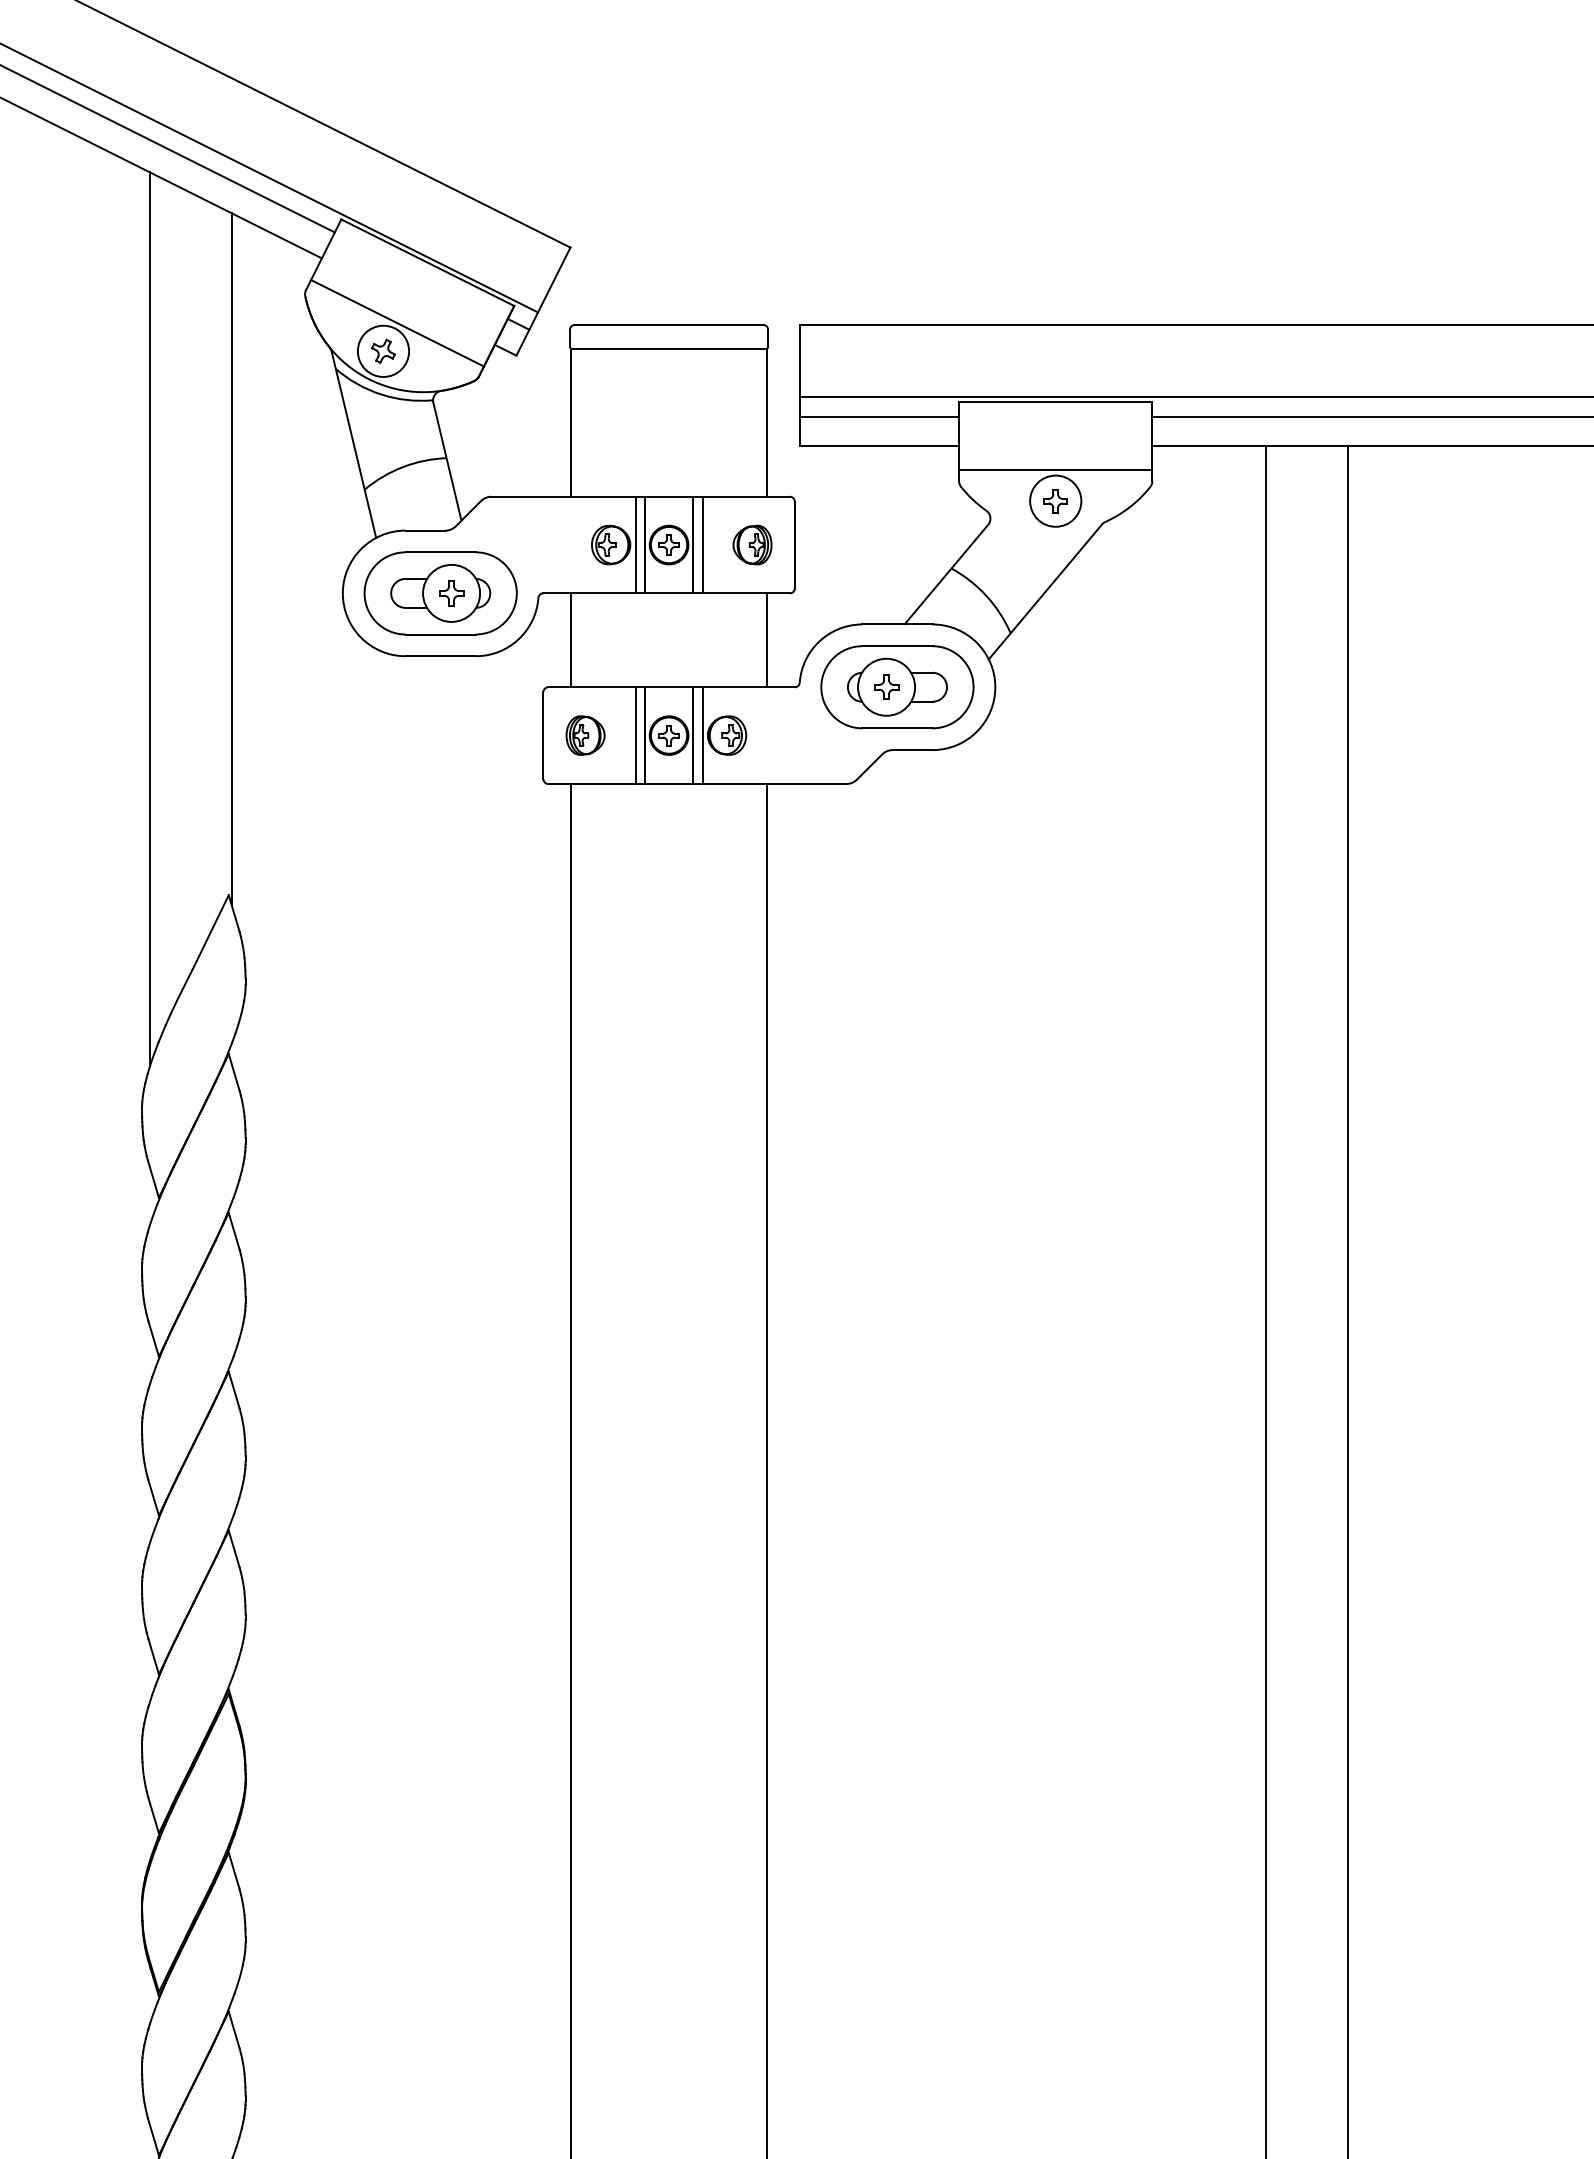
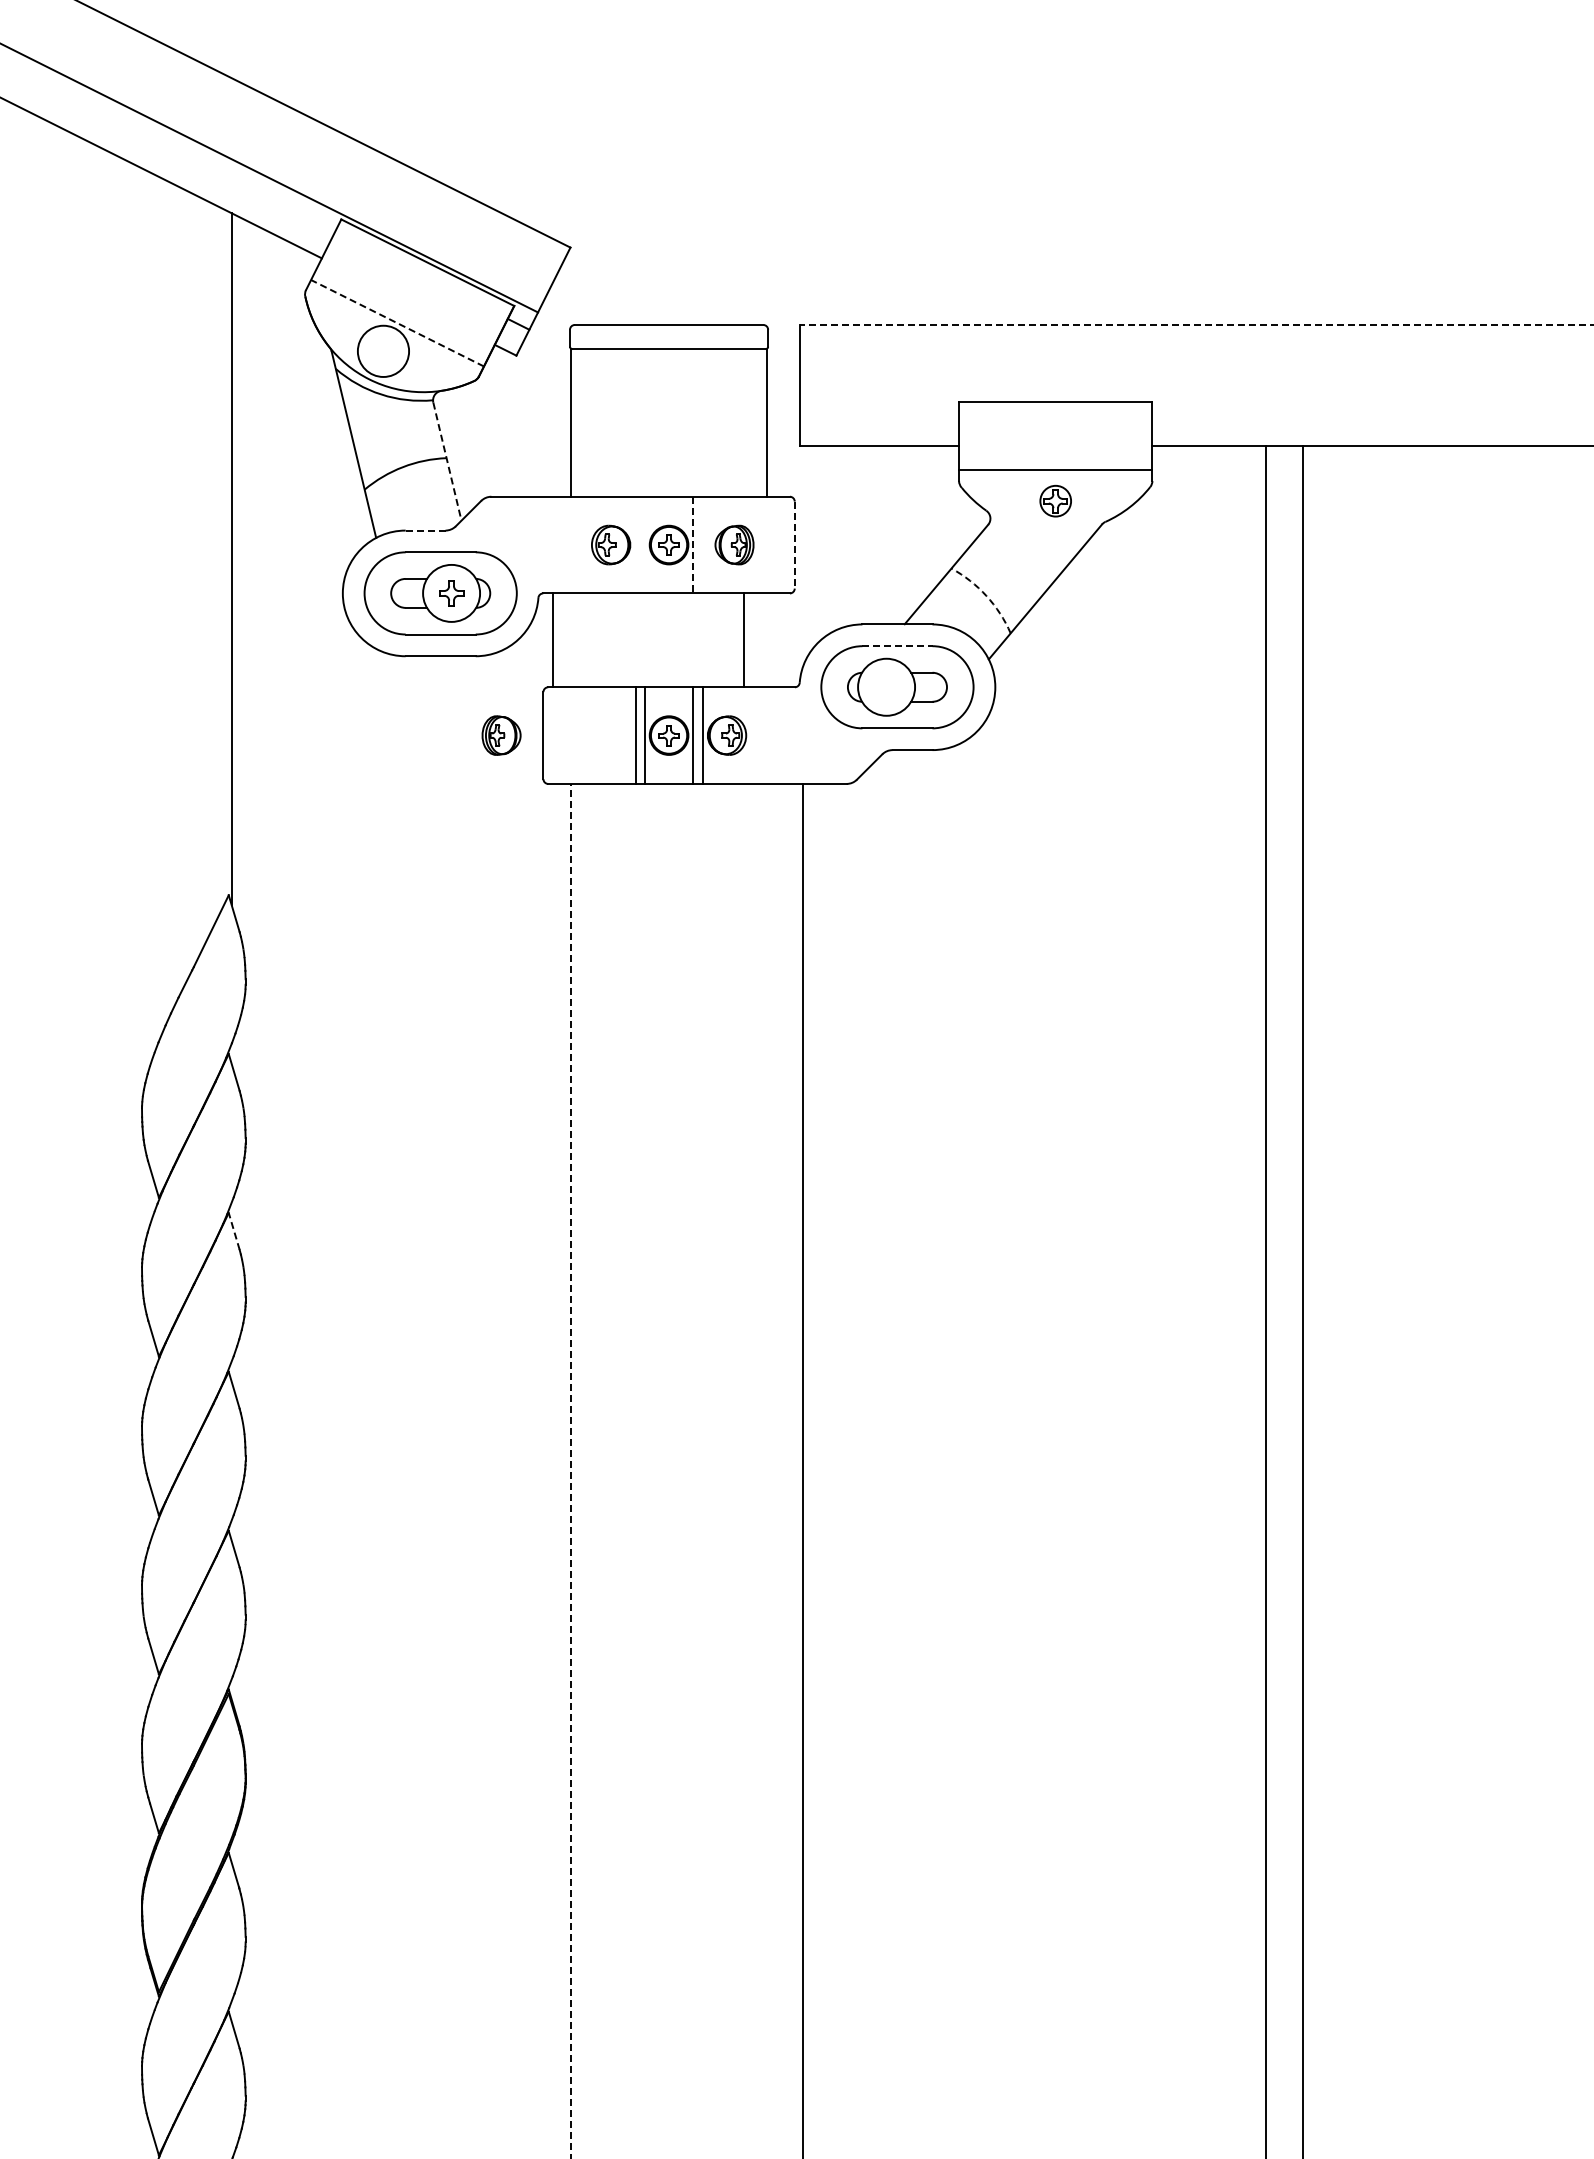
line: present -> none (168, 149)
line: solid -> dashed (397, 323)
line: solid -> dashed (1196, 324)
part: present -> none (383, 350)
line: present -> none (1194, 397)
line: present -> none (879, 416)
line: present -> none (1371, 416)
line: solid -> dashed (447, 461)
circle diameter: 51 px -> 31 px (1055, 500)
line: solid -> dashed (425, 530)
line: present -> none (635, 544)
line: present -> none (644, 544)
line: present -> none (702, 544)
part position: (752, 544) -> (734, 544) (734, 544)
line: solid -> dashed (693, 545)
line: solid -> dashed (794, 545)
arc: solid -> dashed (986, 596)
line: present -> none (149, 618)
line position: (571, 640) -> (553, 640) (553, 640)
line position: (766, 640) -> (743, 640) (743, 640)
line: solid -> dashed (897, 646)
part: present -> none (886, 686)
part position: (585, 735) -> (501, 735) (501, 735)
line: solid -> dashed (234, 1230)
line position: (1348, 1300) -> (1303, 1300) (1303, 1300)
line position: (766, 1469) -> (802, 1469) (802, 1469)
line: solid -> dashed (571, 1470)
